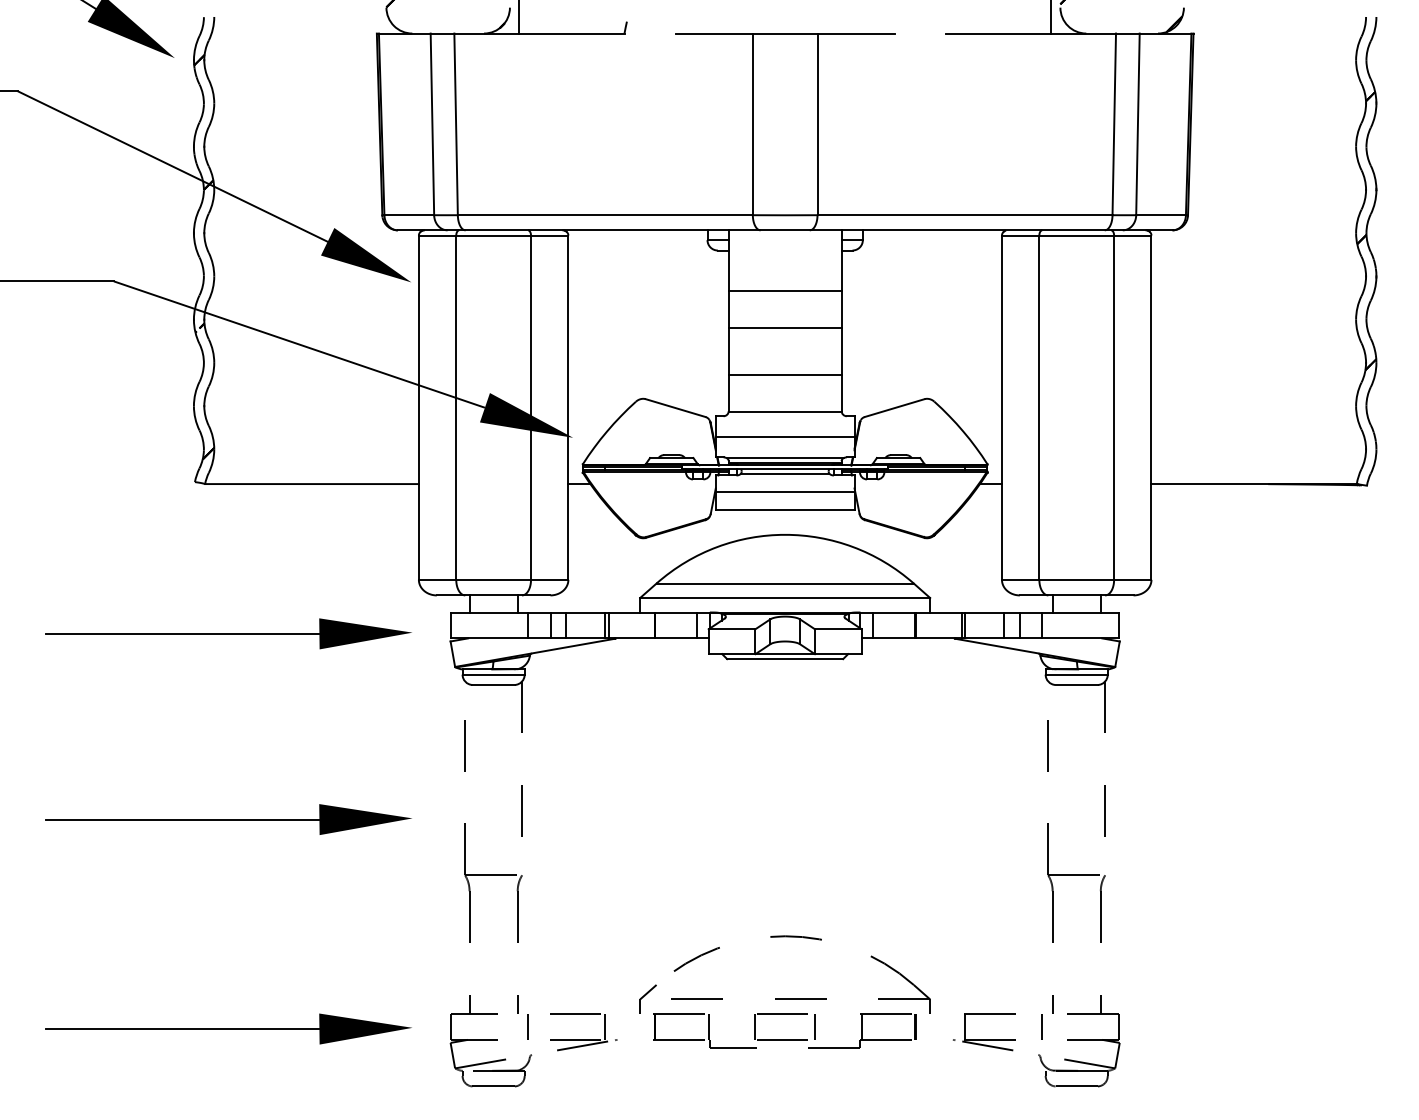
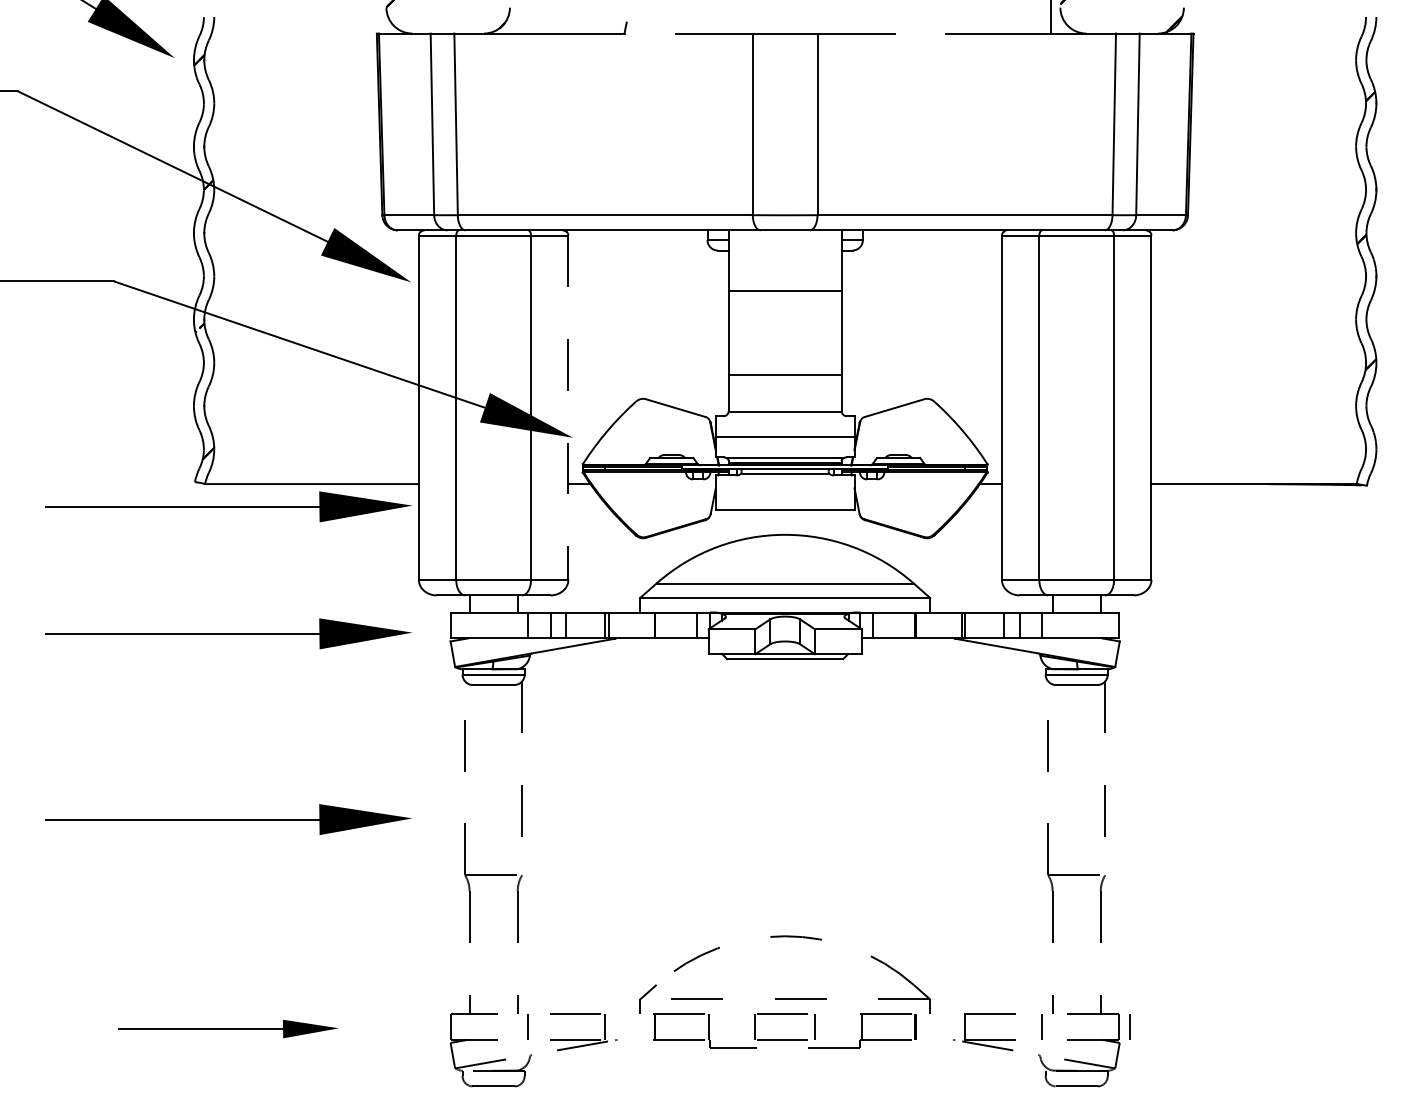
line: present -> none (519, 17)
line: present -> none (784, 327)
line: solid -> dashed (568, 408)
line: present -> none (784, 491)
part: none -> present (228, 506)
line: none -> present (1129, 1026)
part size: 367x32 px -> 221x20 px (228, 1028)
